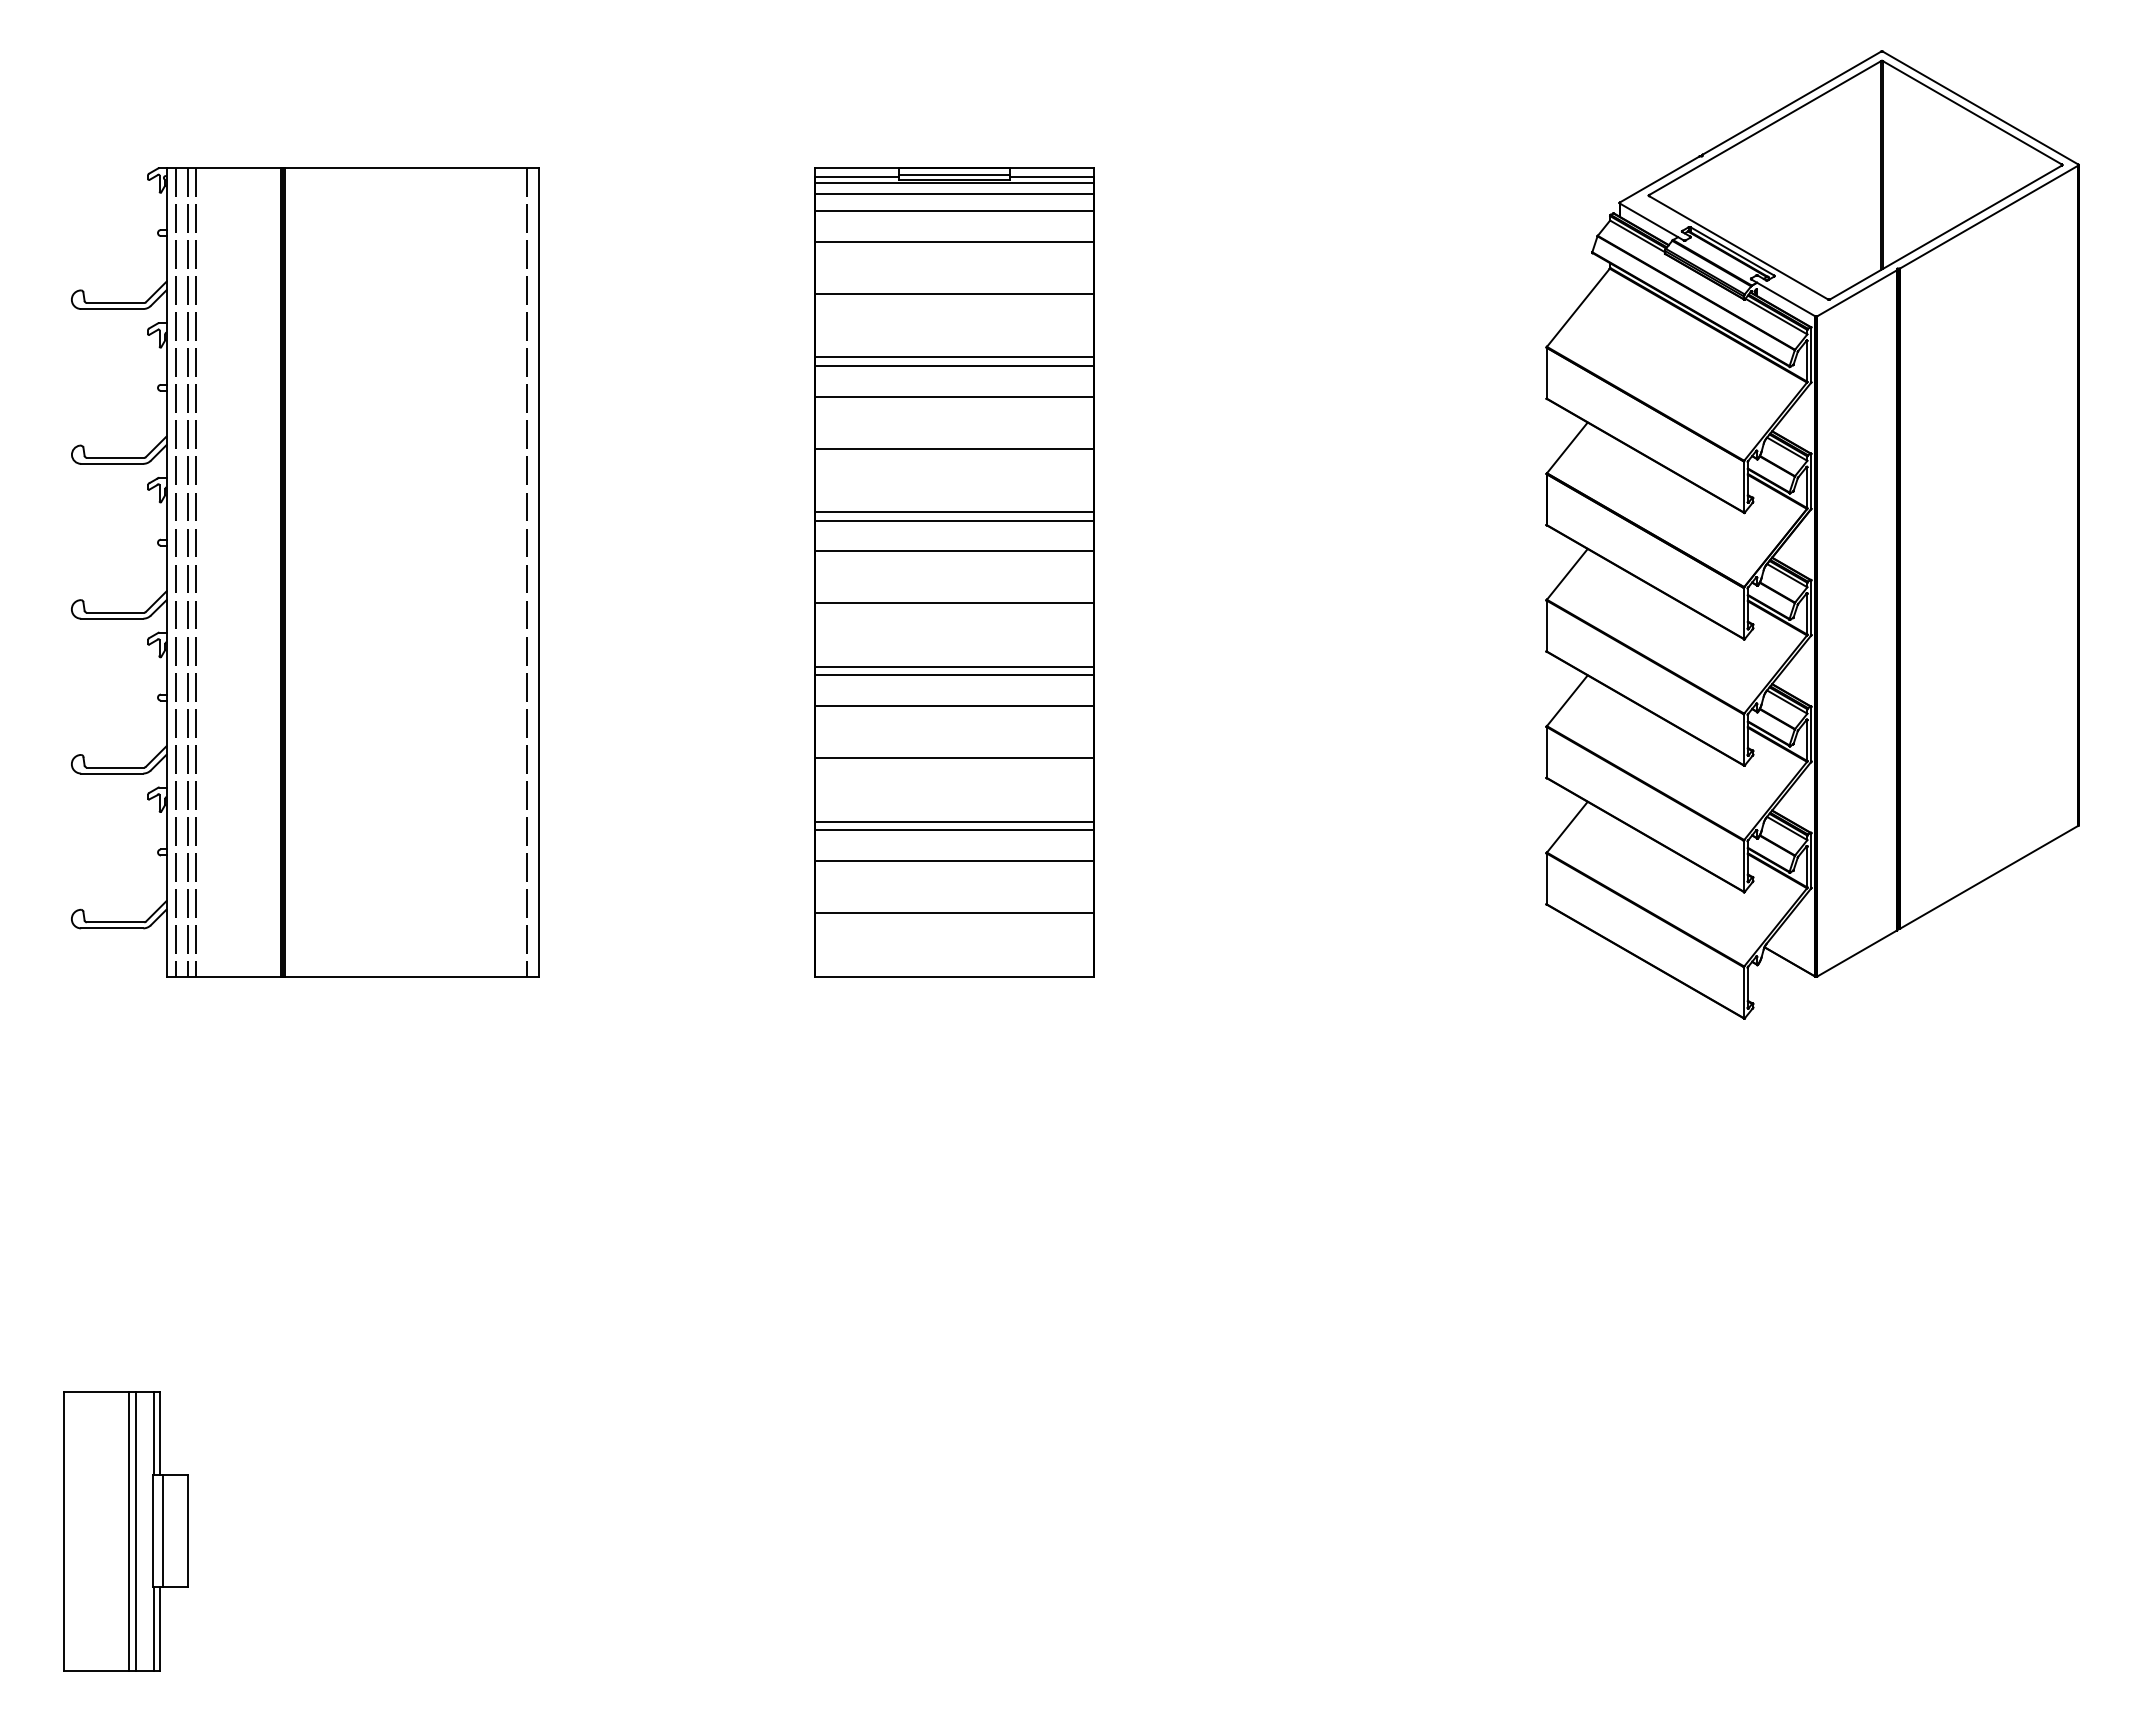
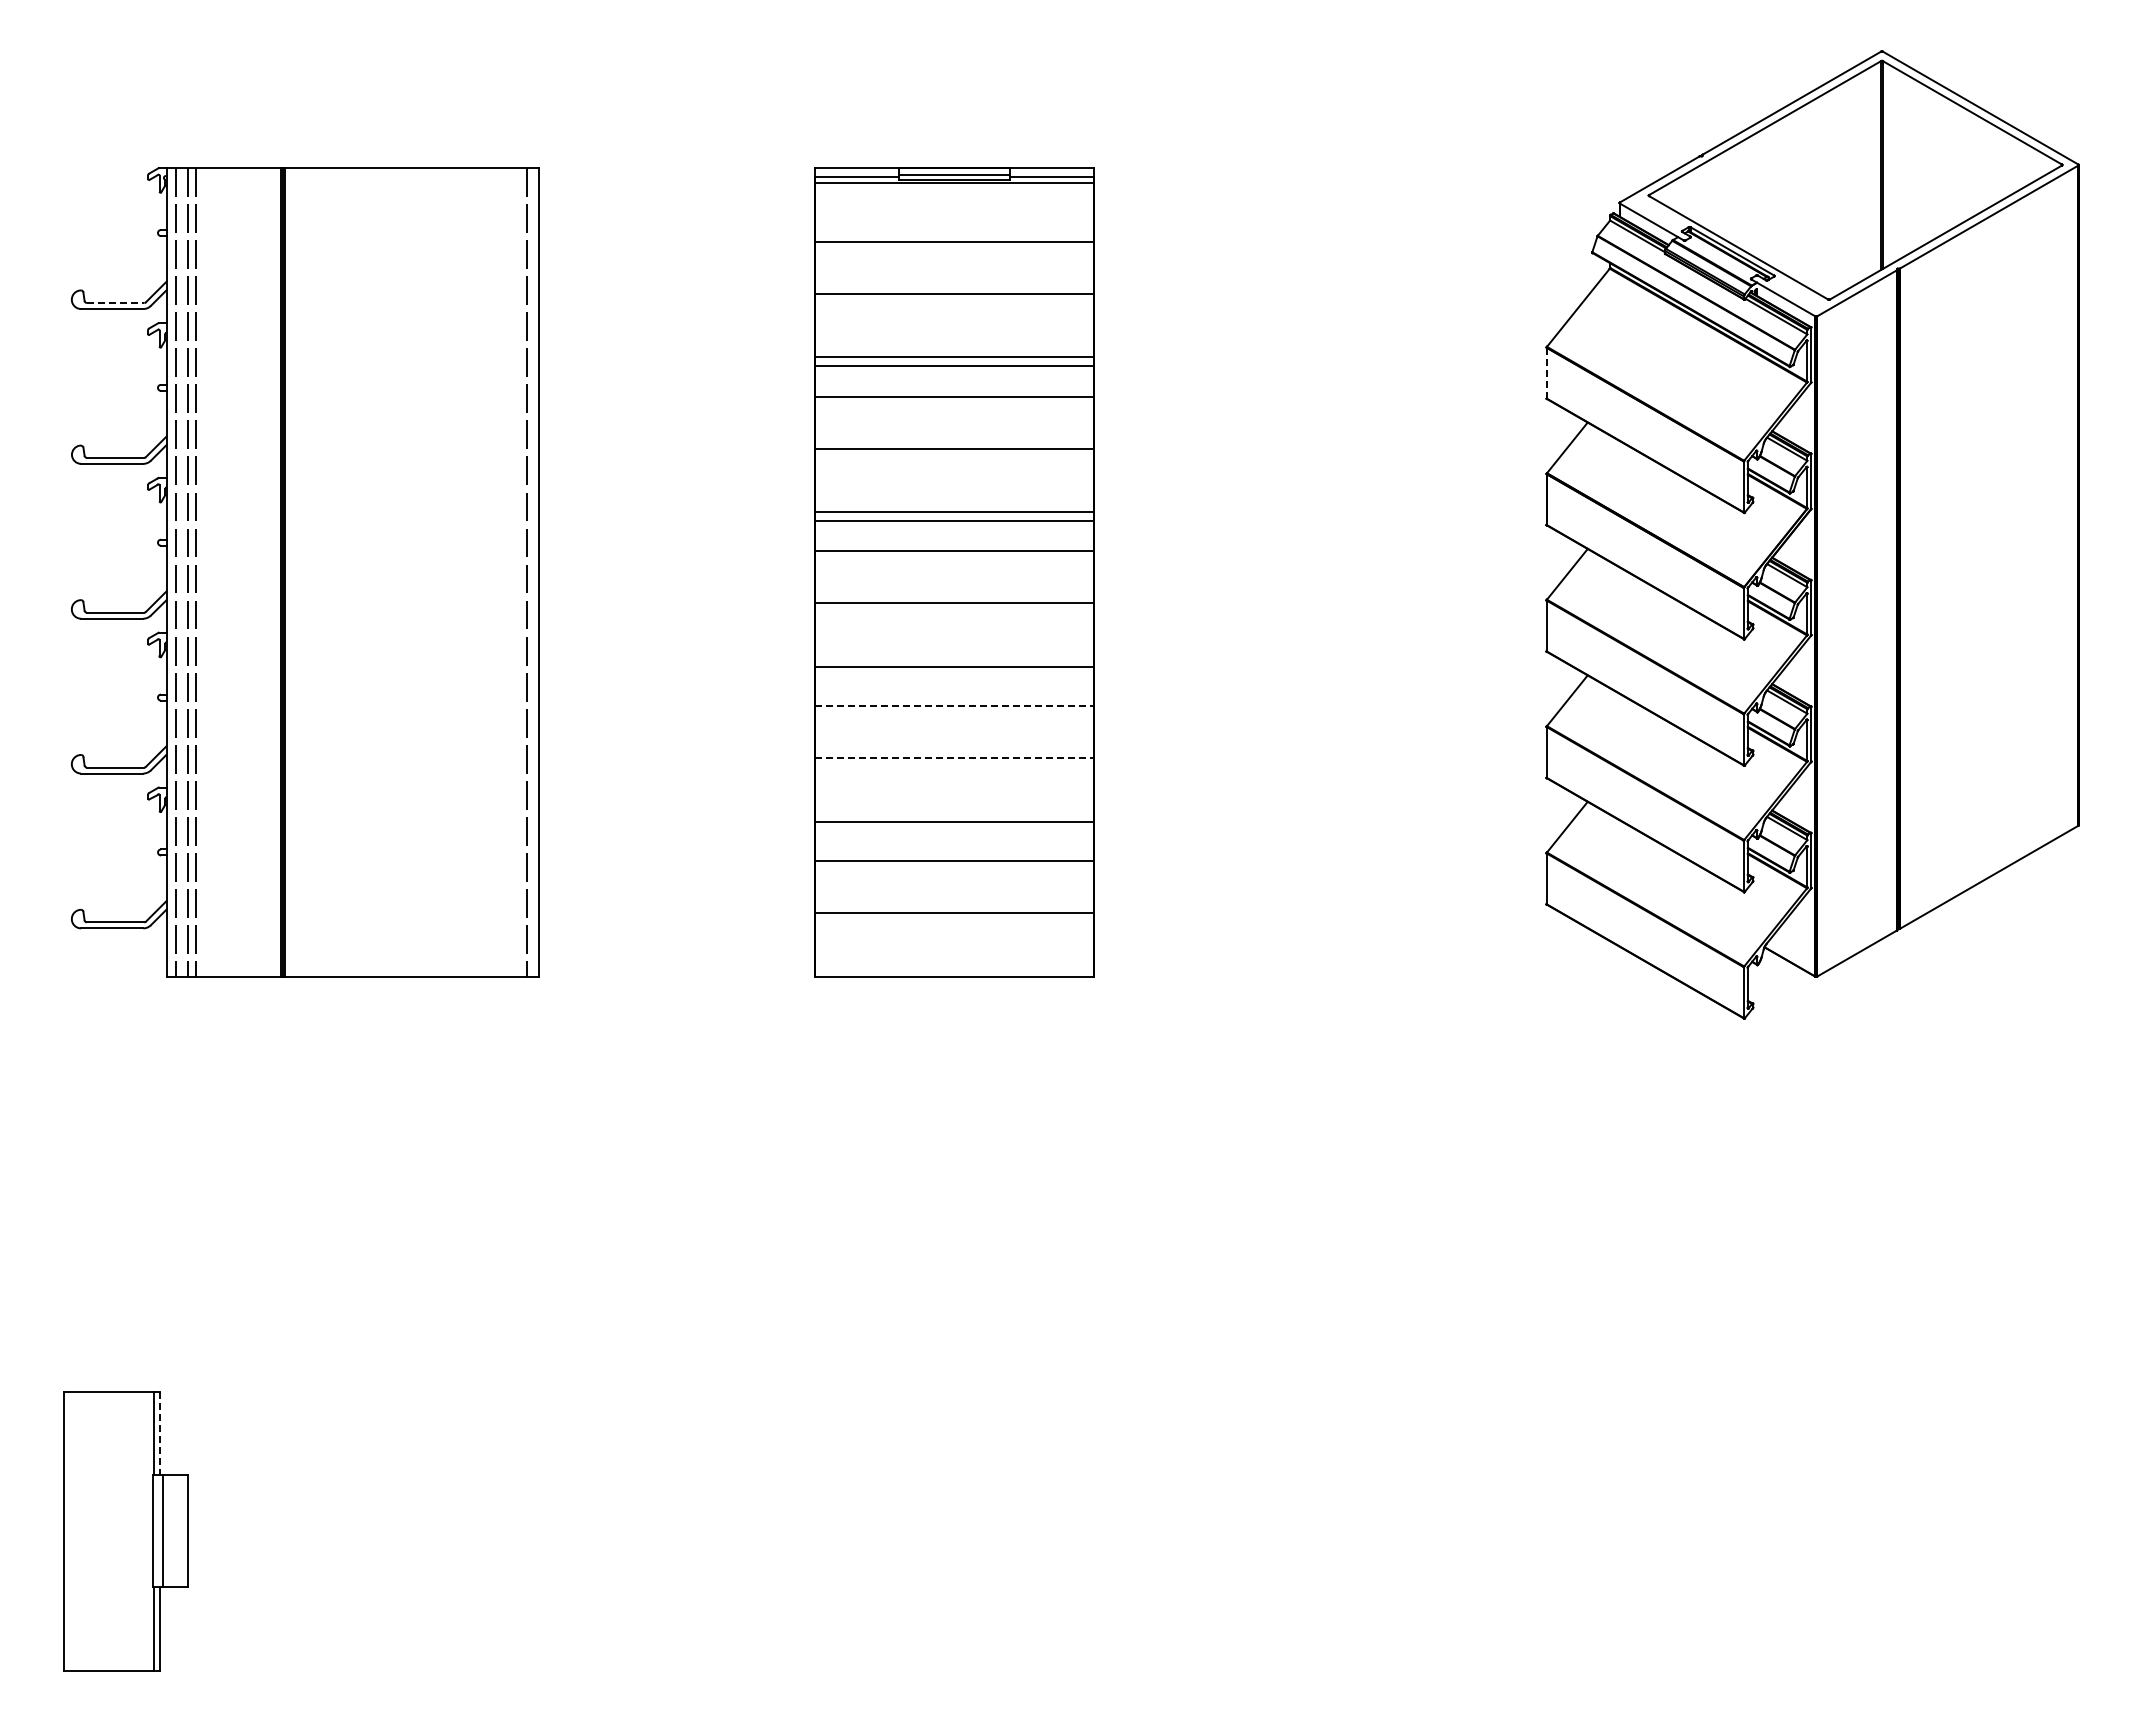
line: present -> none (953, 193)
line: present -> none (953, 210)
line: solid -> dashed (115, 302)
line: solid -> dashed (1546, 372)
line: present -> none (953, 675)
line: solid -> dashed (954, 706)
line: solid -> dashed (954, 758)
line: present -> none (953, 830)
line: solid -> dashed (159, 1433)
line: present -> none (128, 1530)
line: present -> none (136, 1530)
